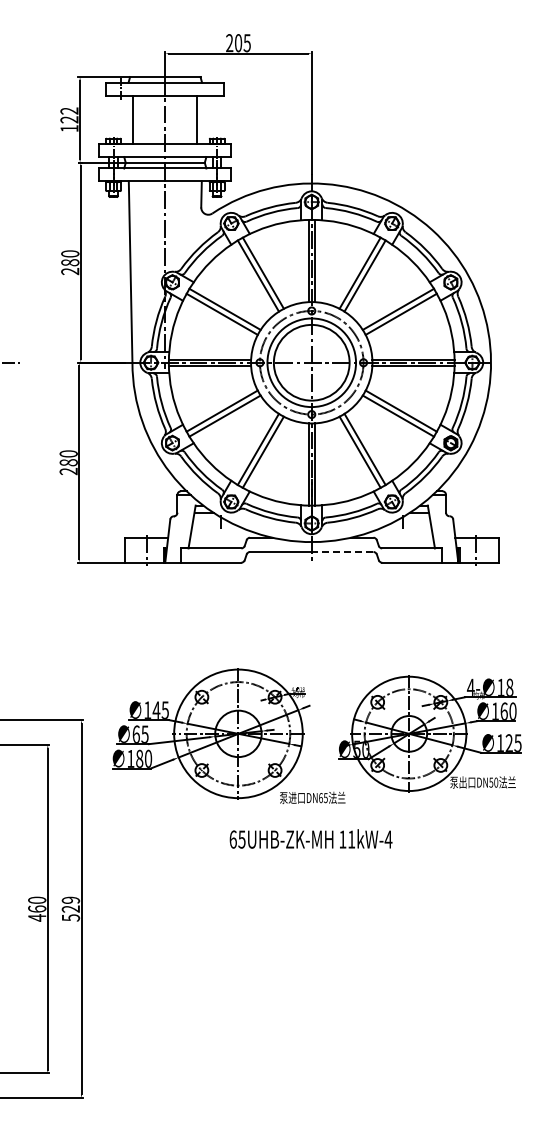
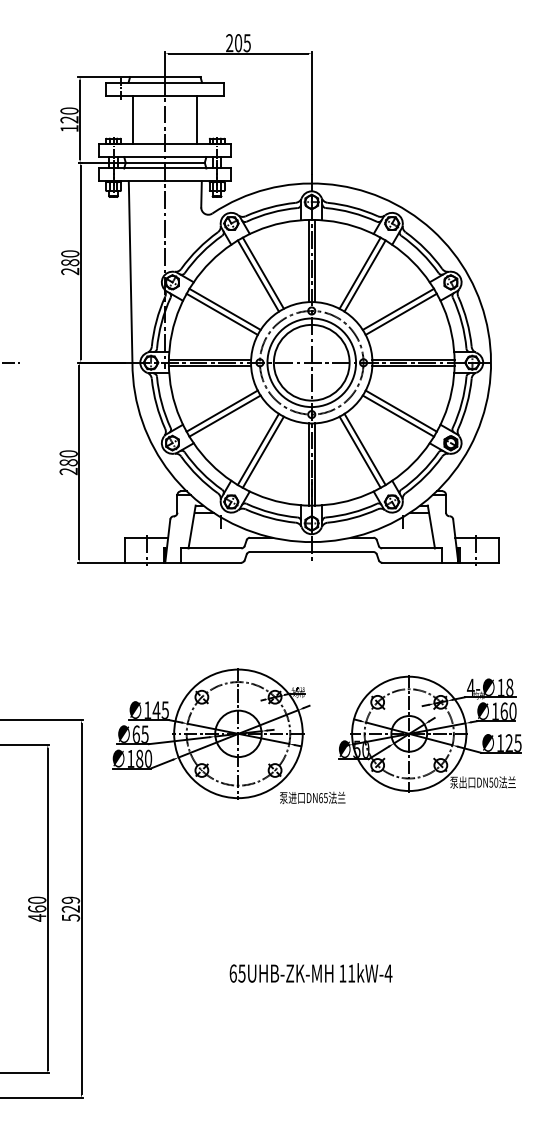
text: 122 -> 120 (69, 110)
line: dashed -> solid (342, 552)
text position: (310, 838) -> (310, 972) (310, 972)
